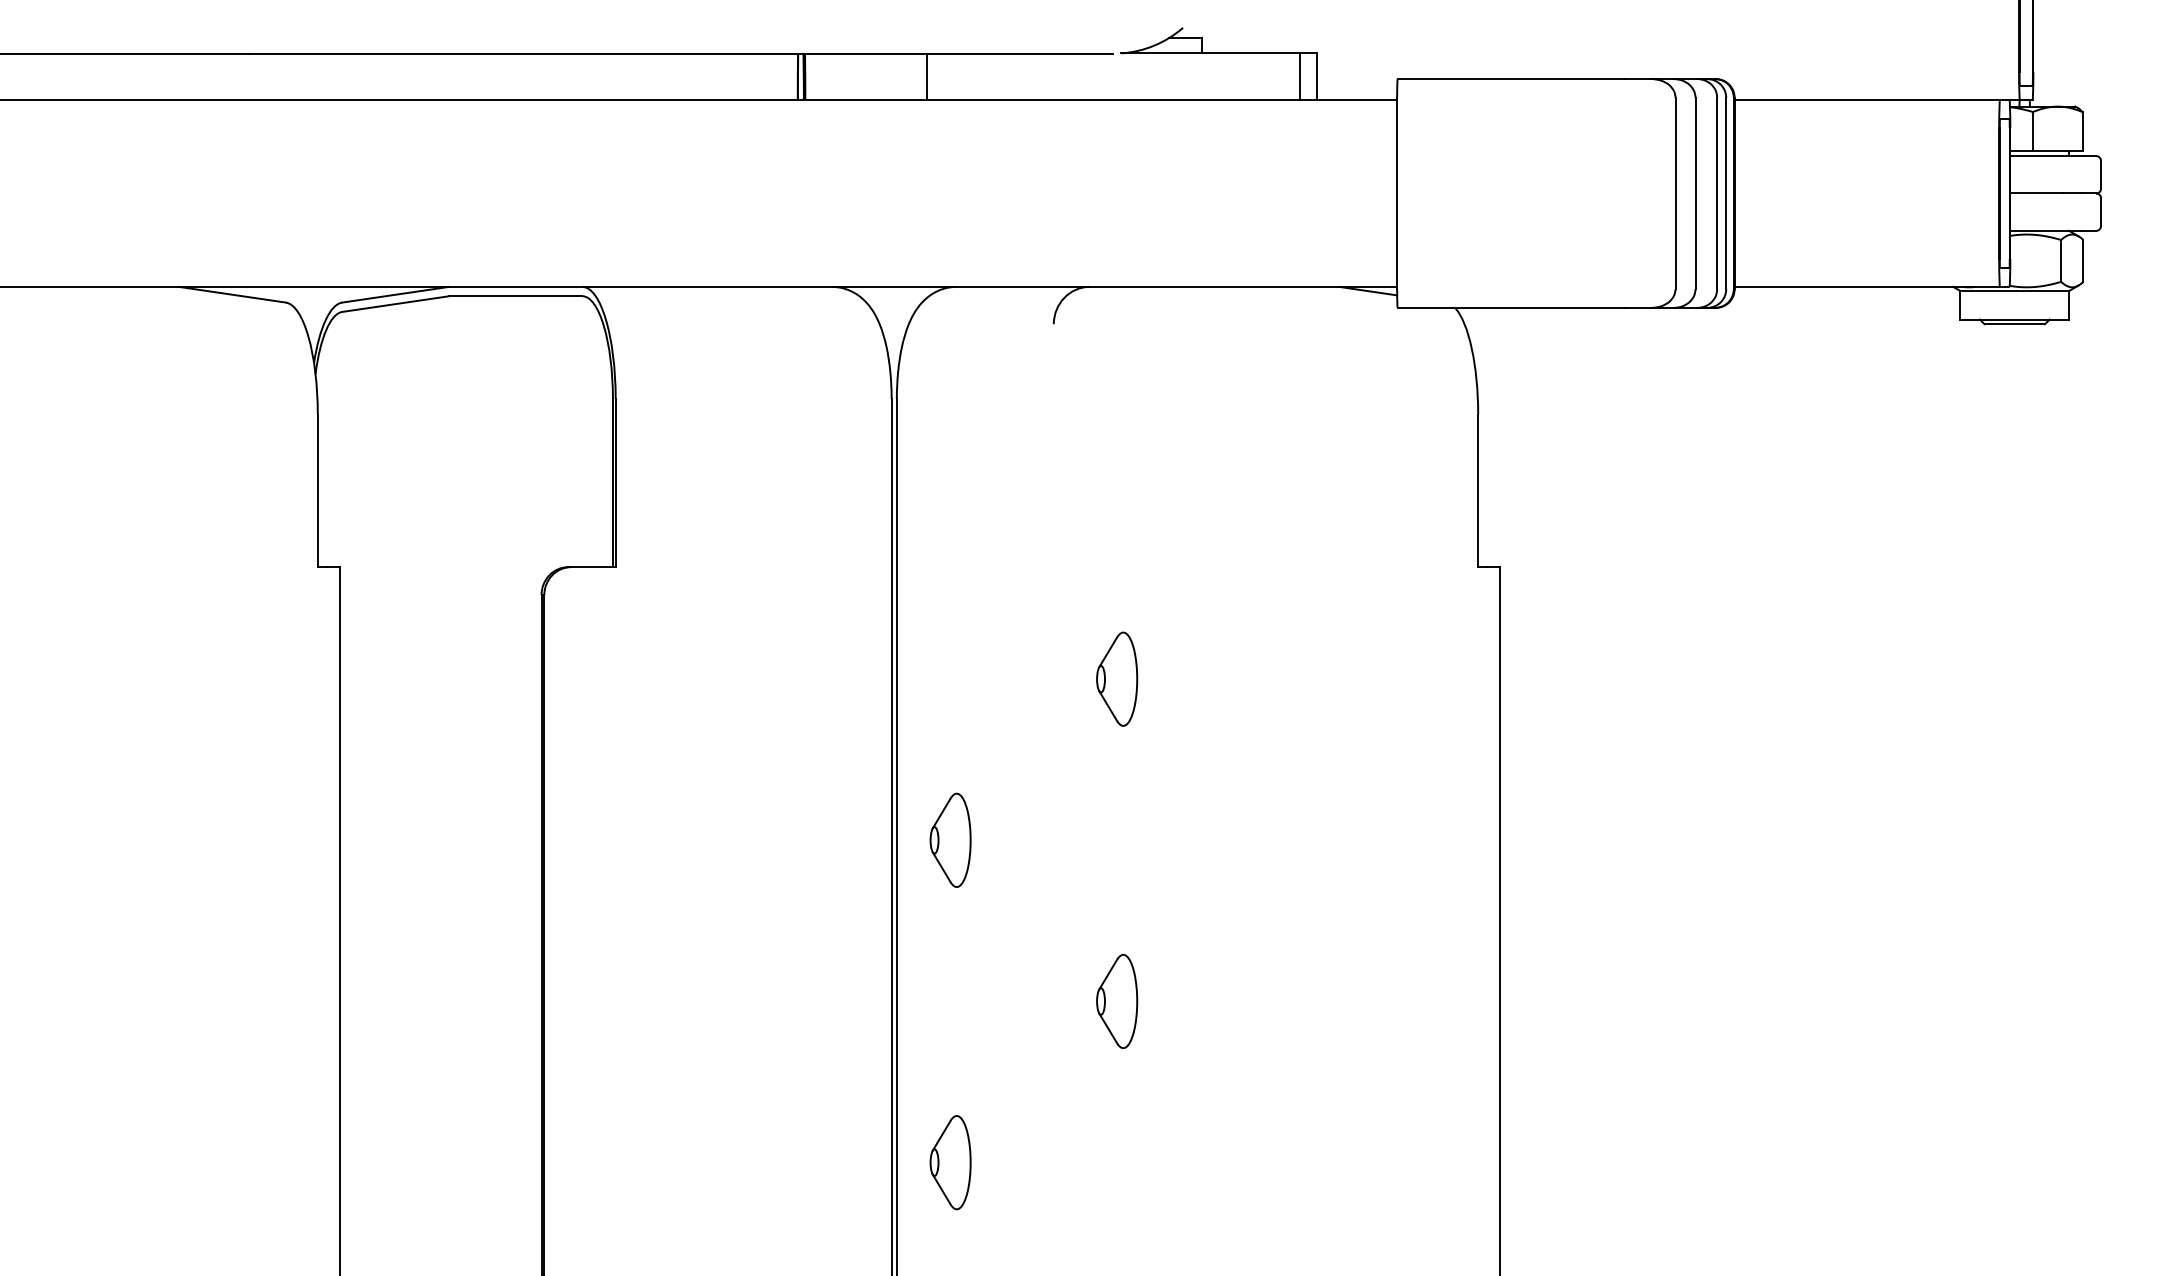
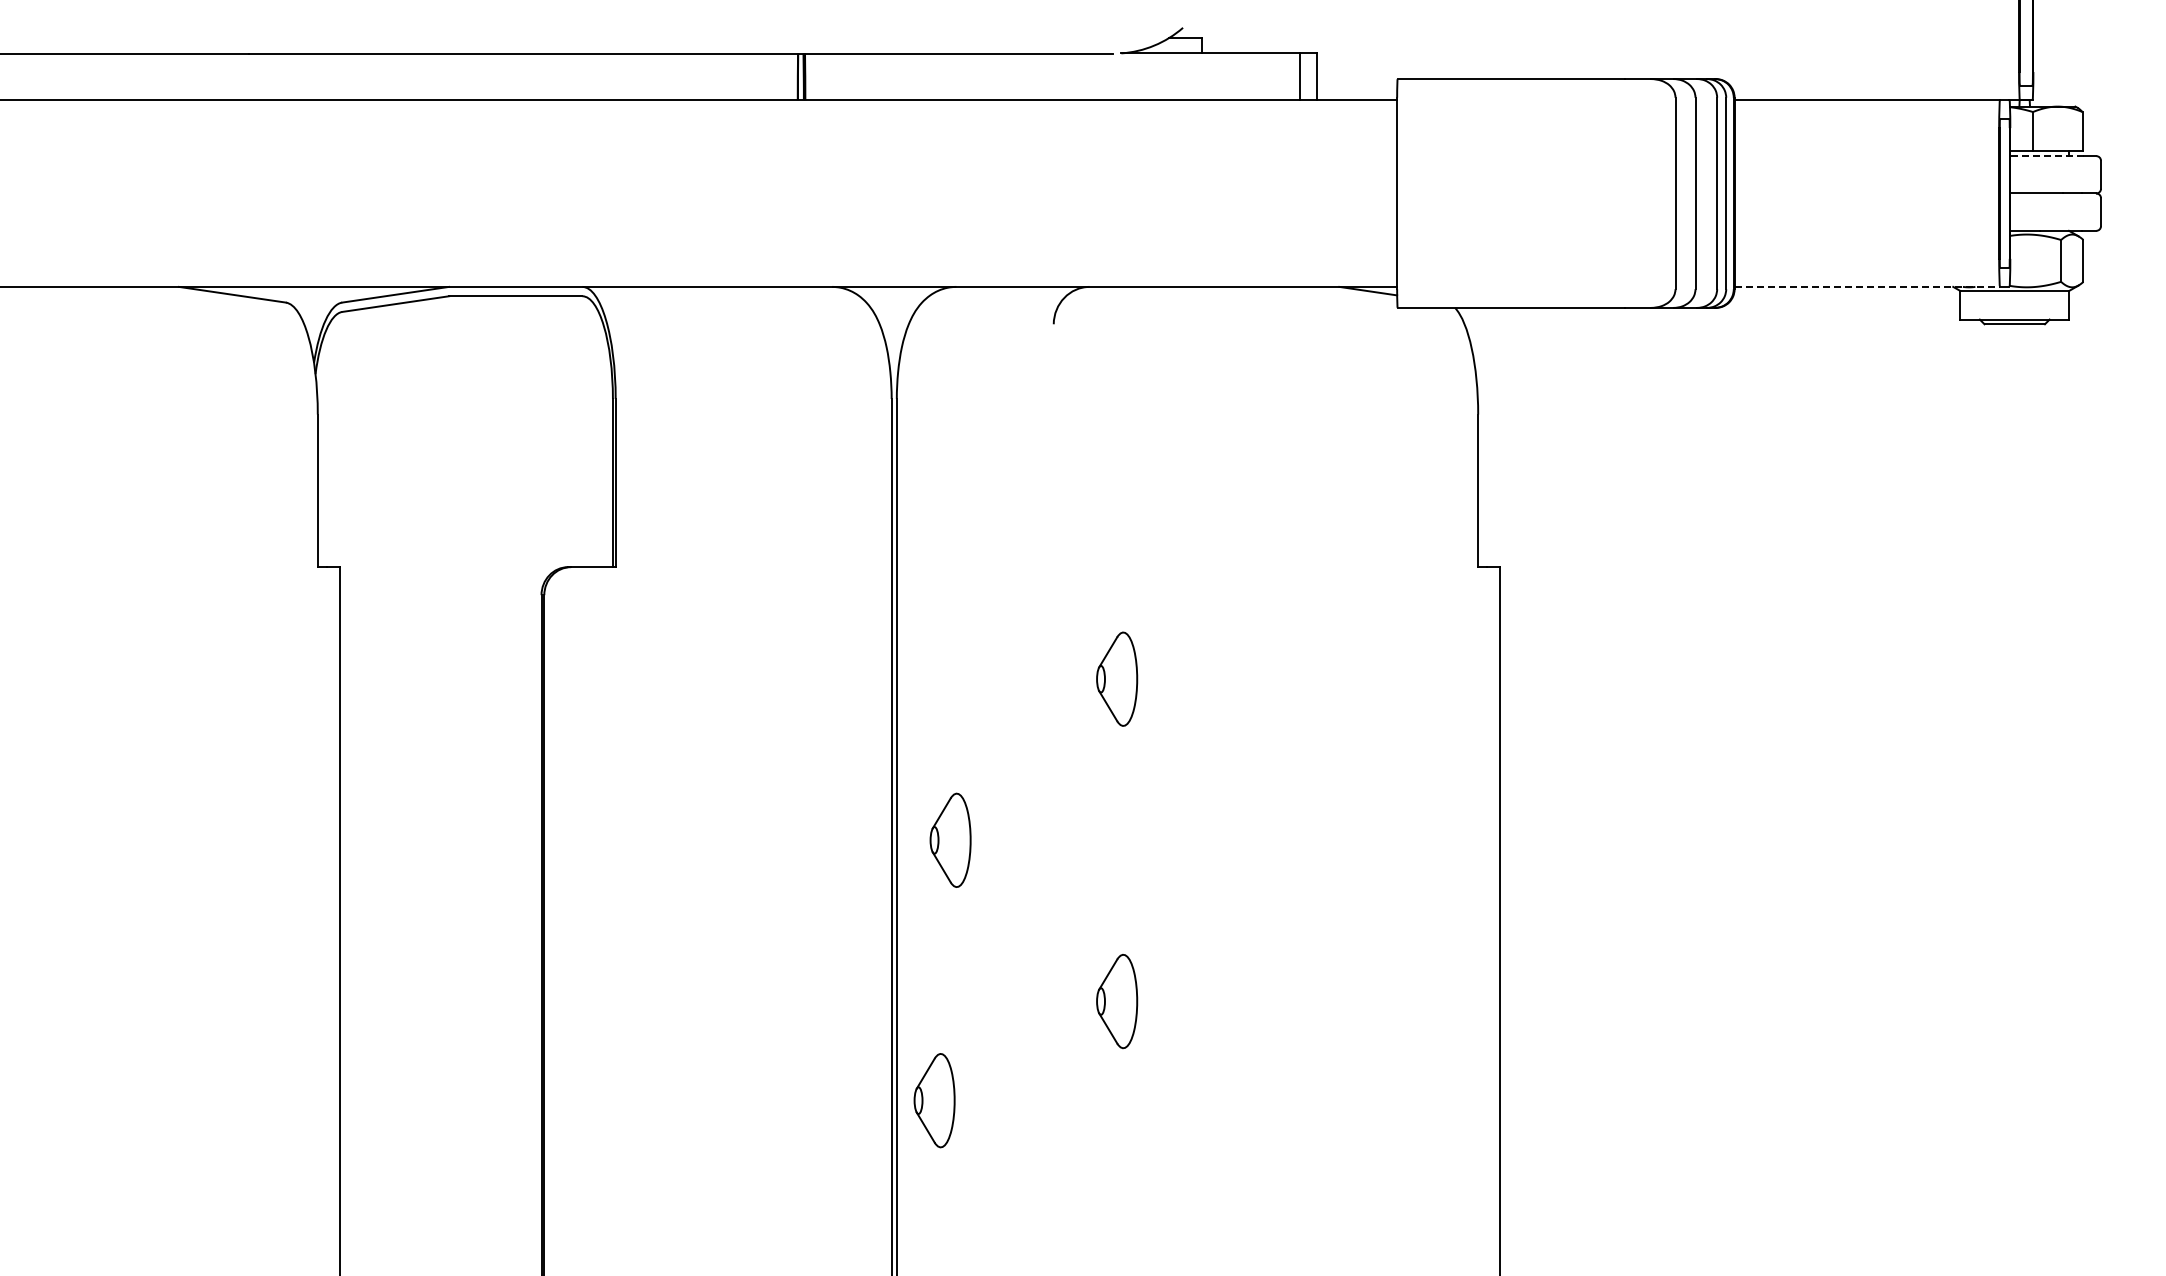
line: present -> none (926, 76)
line: solid -> dashed (2047, 156)
line: solid -> dashed (1867, 286)
part position: (950, 1162) -> (934, 1100) (934, 1100)
